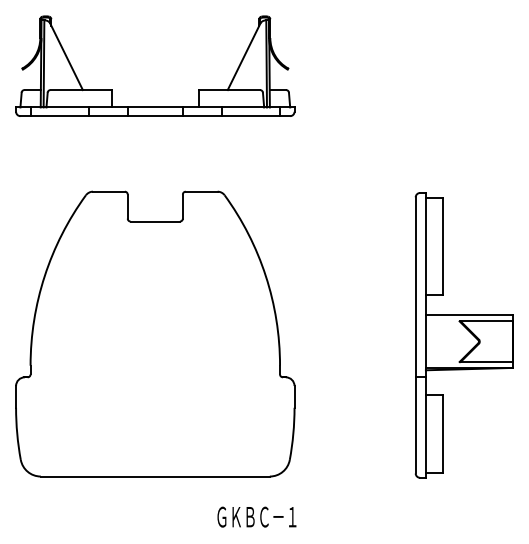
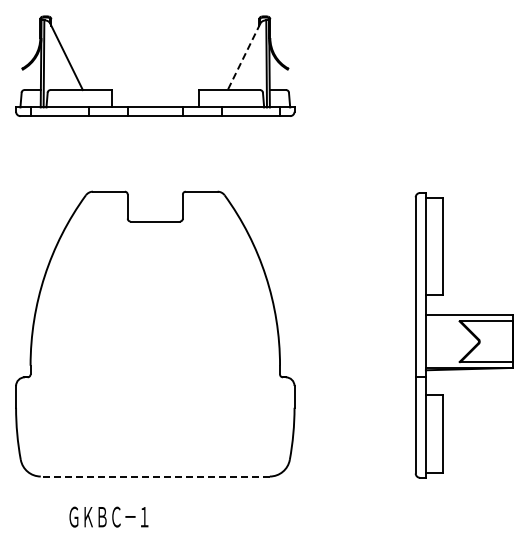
line: solid -> dashed (244, 56)
line: solid -> dashed (155, 476)
text position: (256, 516) -> (108, 516) (108, 516)
